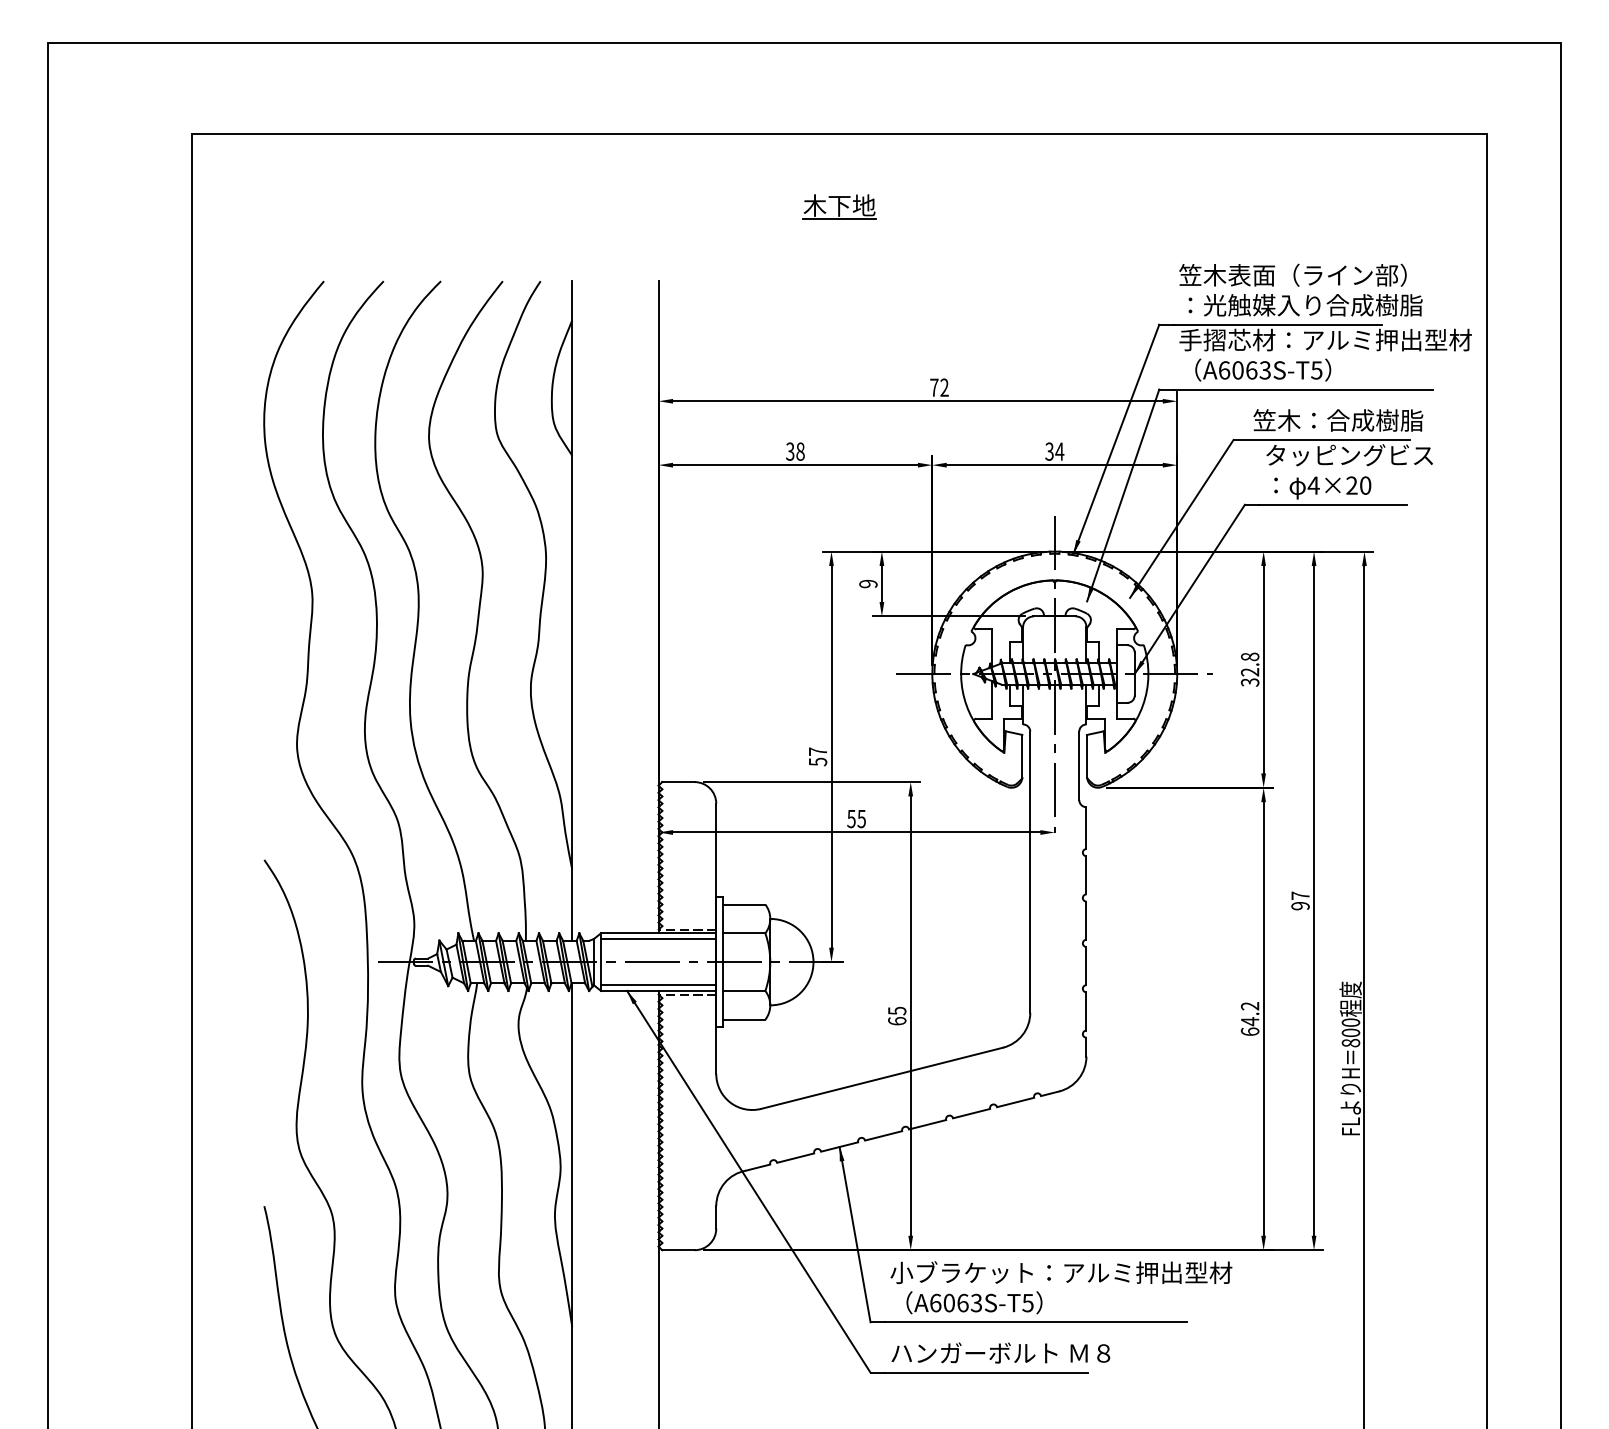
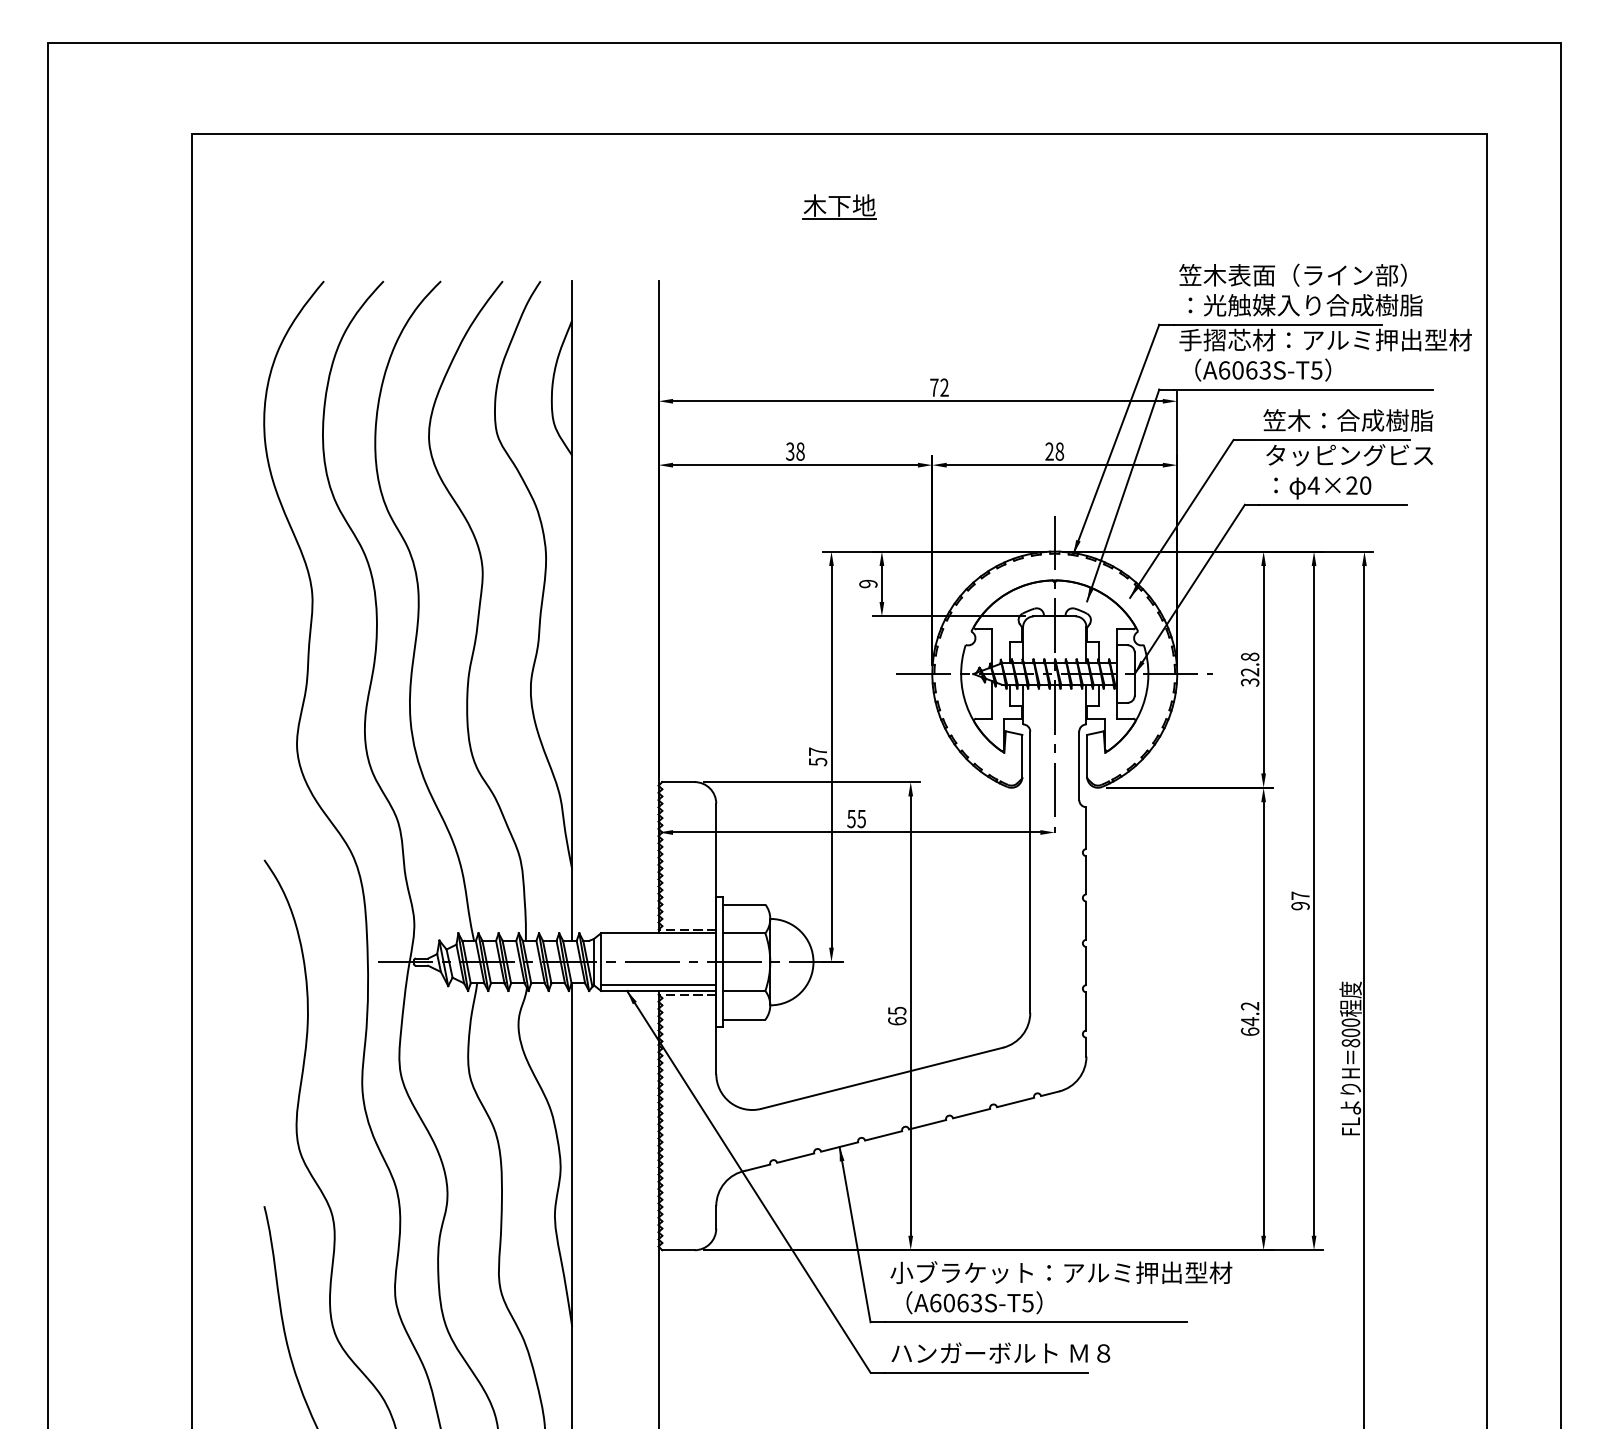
text position: (1338, 420) -> (1348, 420) (1348, 420)
text: 34 -> 28 (1054, 451)
line: present -> none (658, 939)
